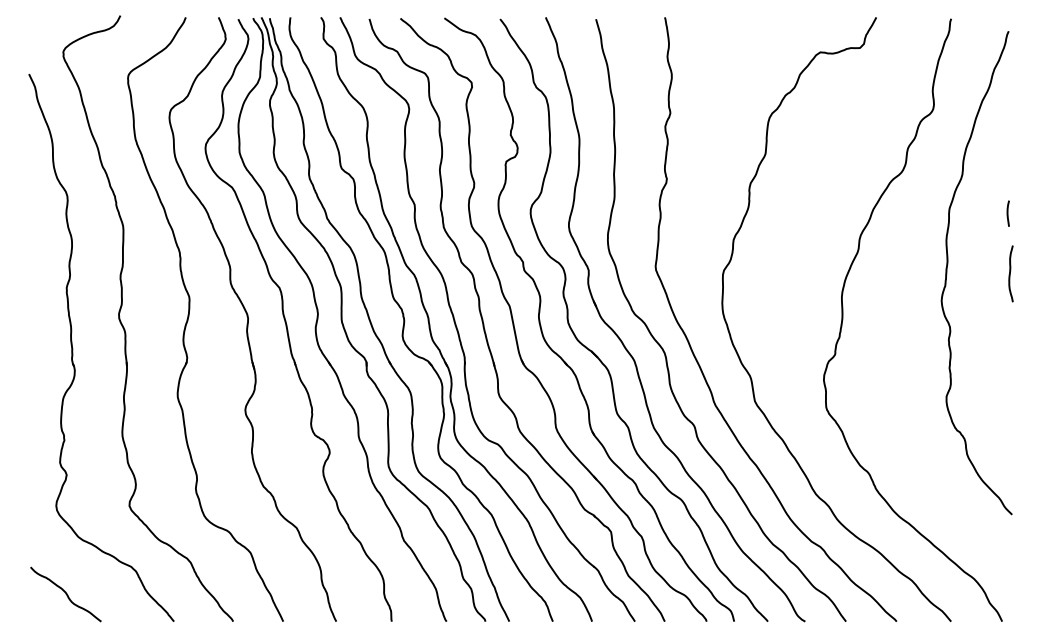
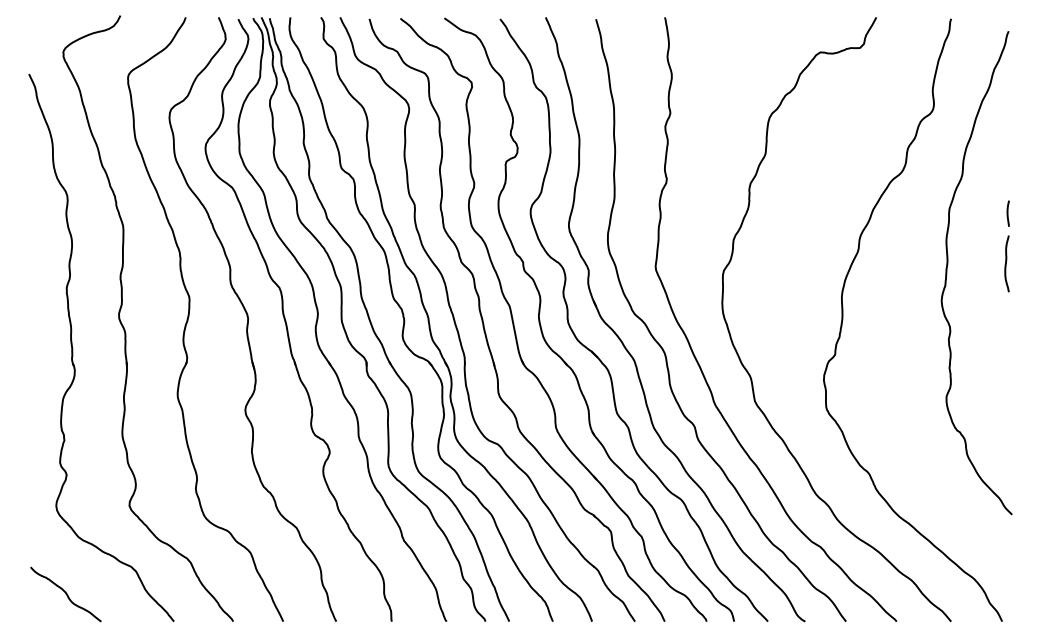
curve position: (1010, 273) -> (1006, 263) (1006, 263)
